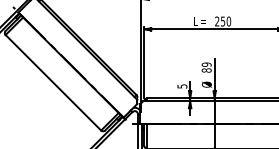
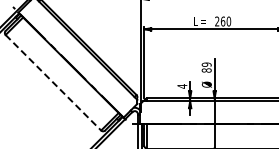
text: 250 -> 260 (222, 21)
line: solid -> dashed (53, 82)
text: 5 -> 4 (182, 86)
